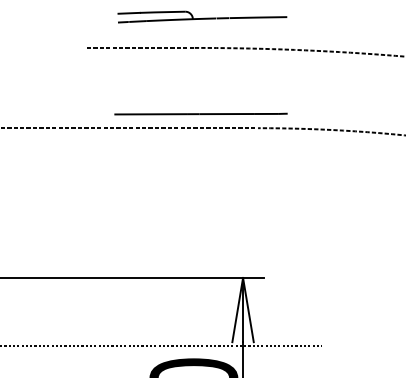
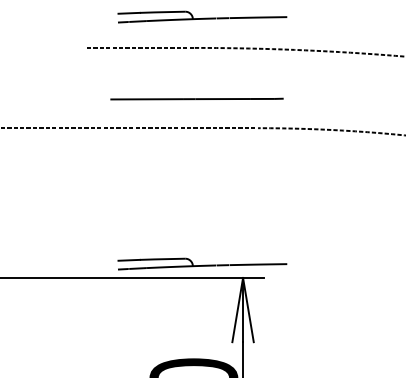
line position: (200, 113) -> (196, 98) (196, 98)
part: none -> present (202, 263)
line: present -> none (162, 346)
